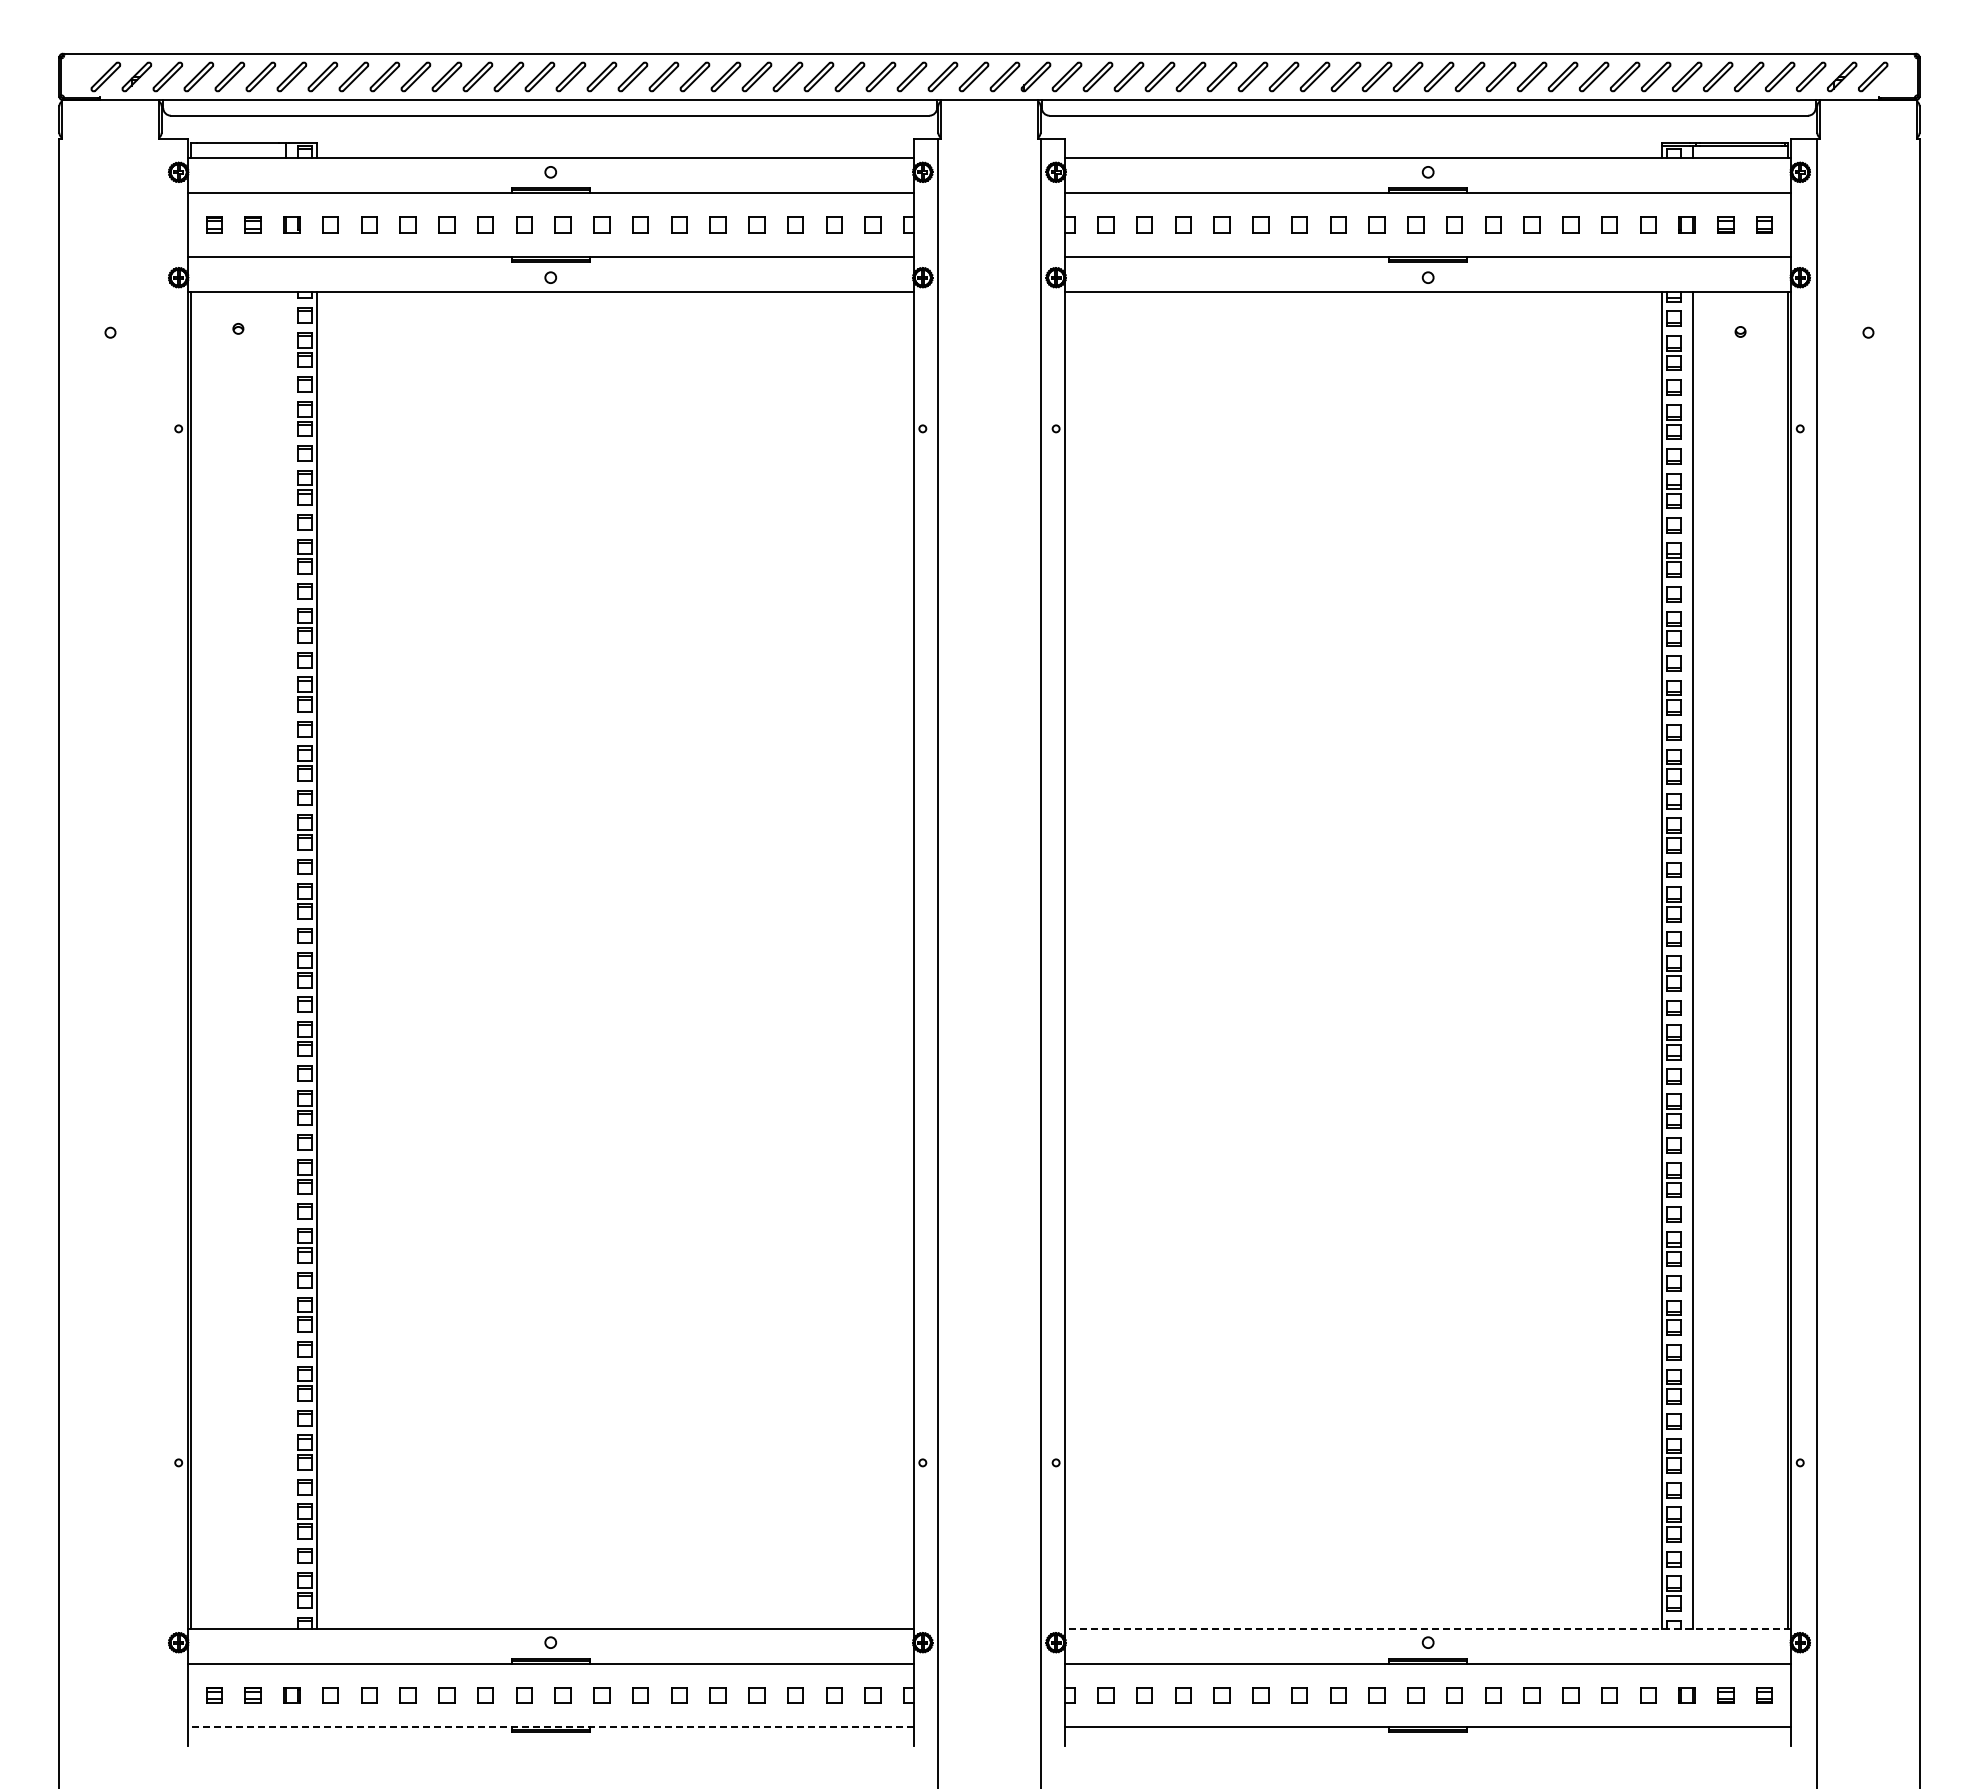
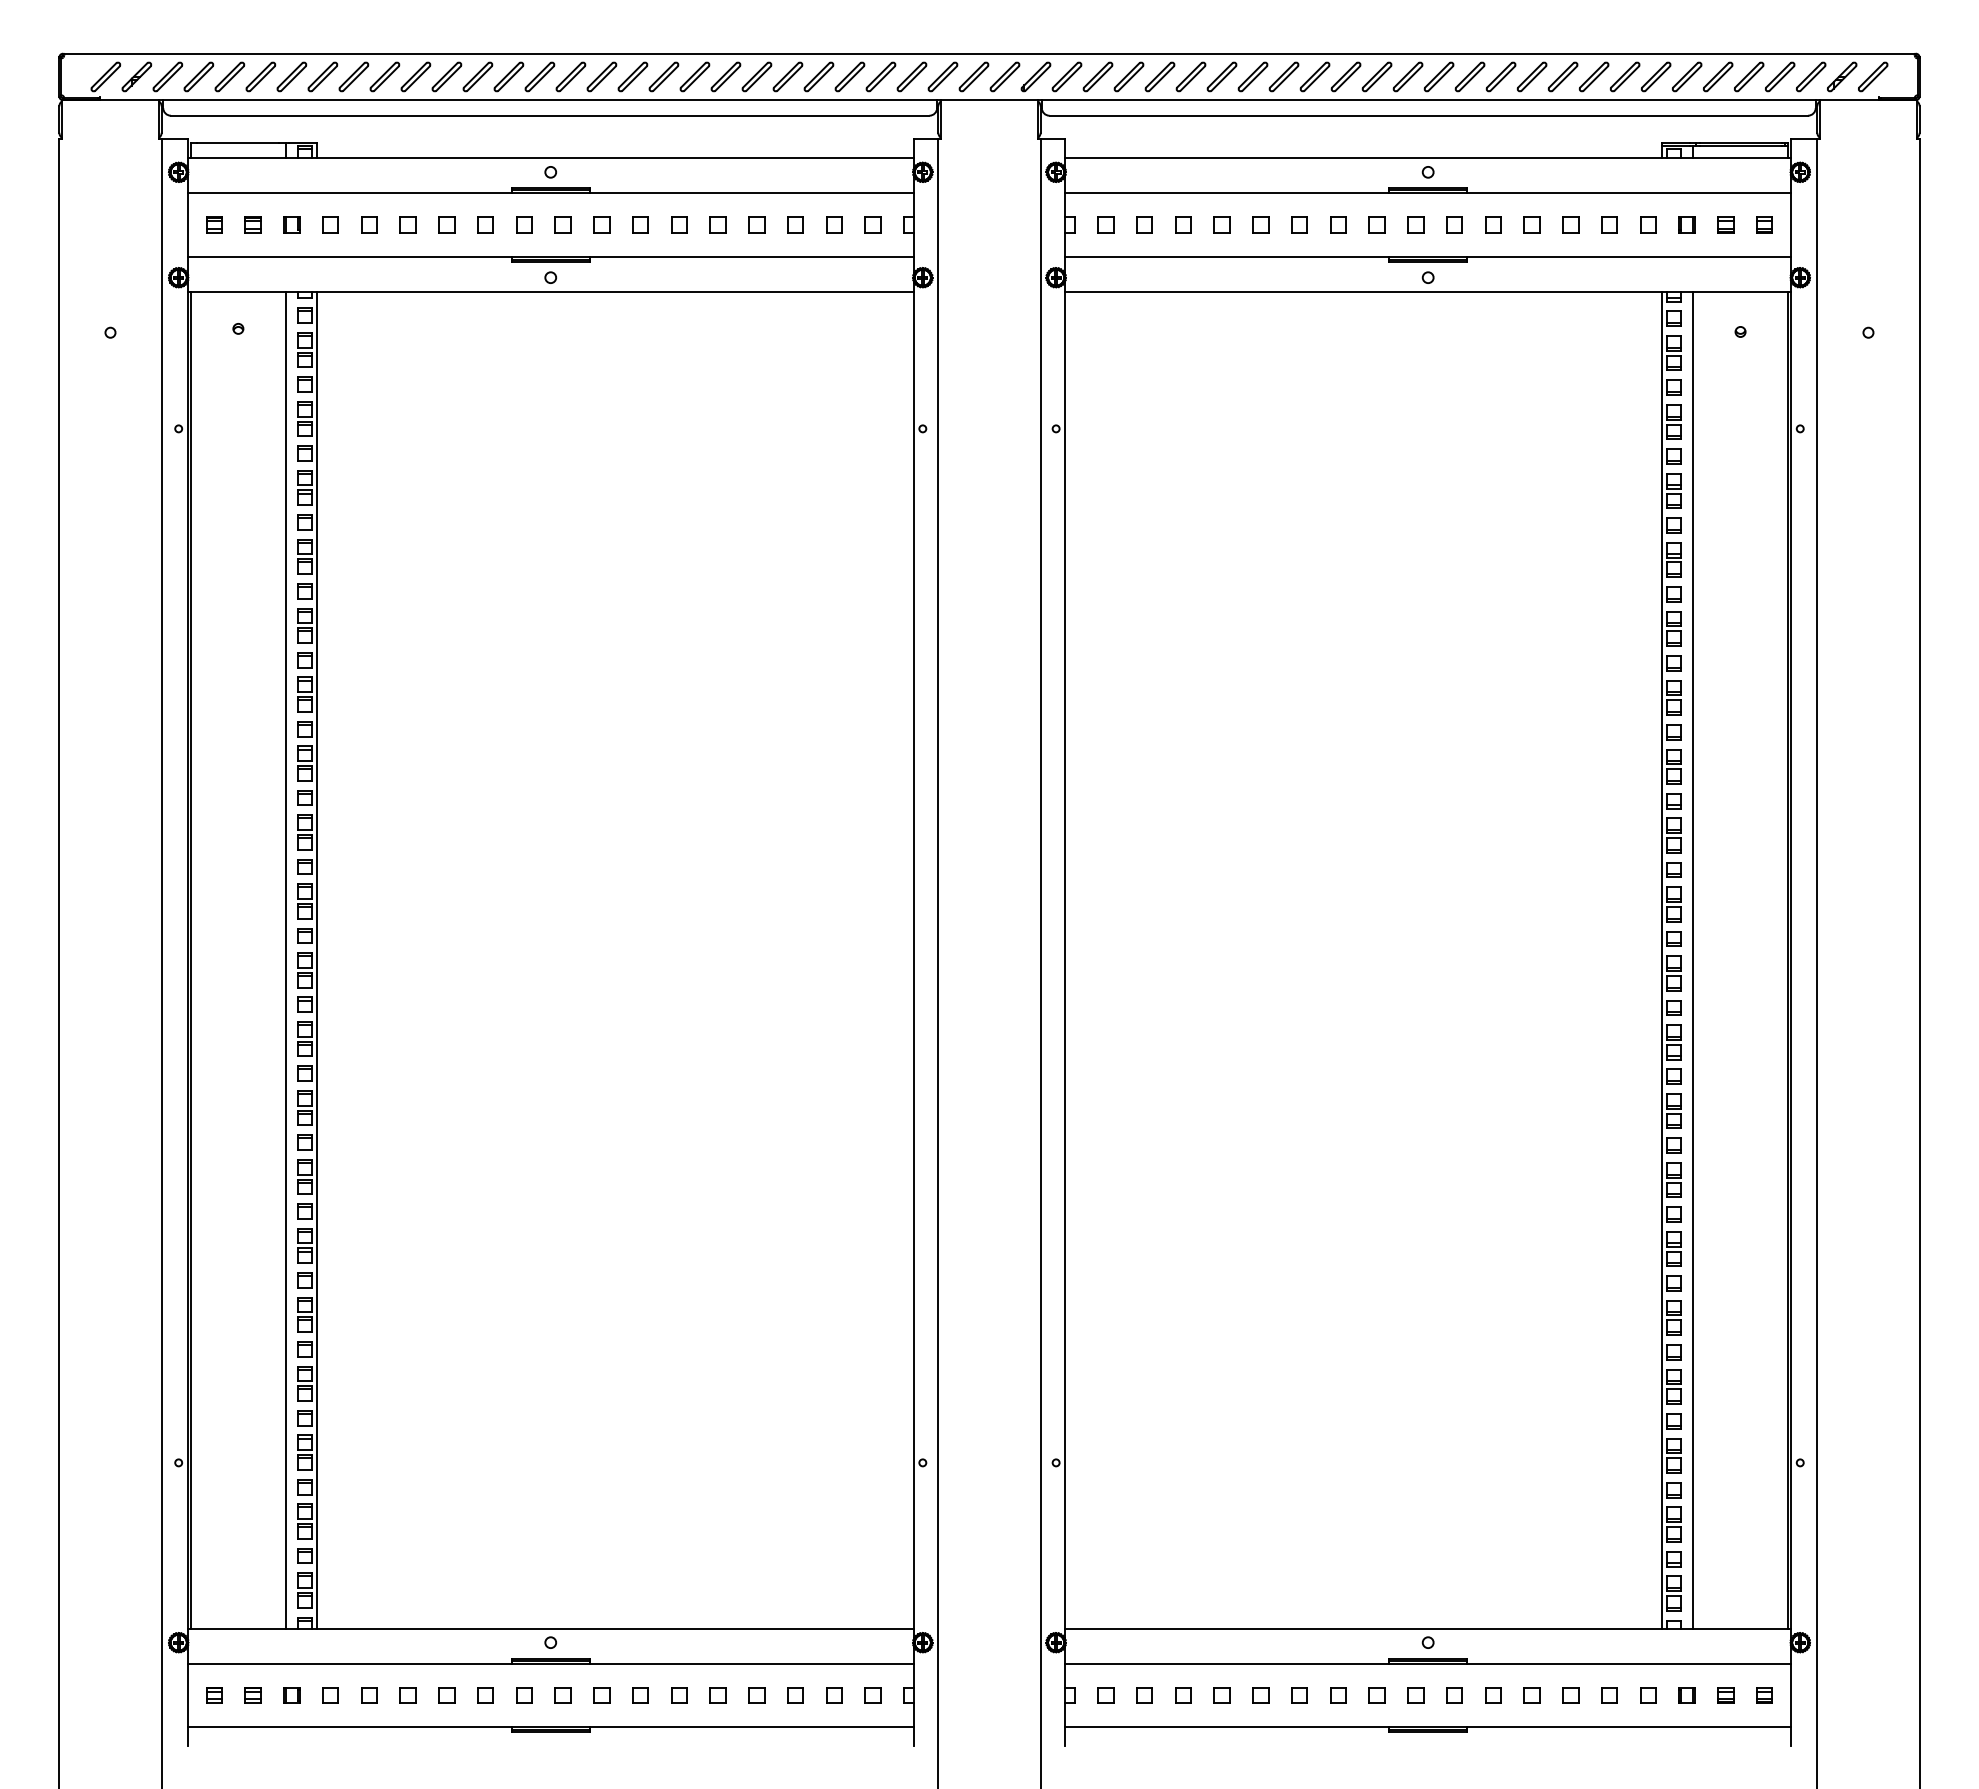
line: none -> present (285, 959)
line: none -> present (161, 961)
line: dashed -> solid (1428, 1628)
line: dashed -> solid (550, 1727)
